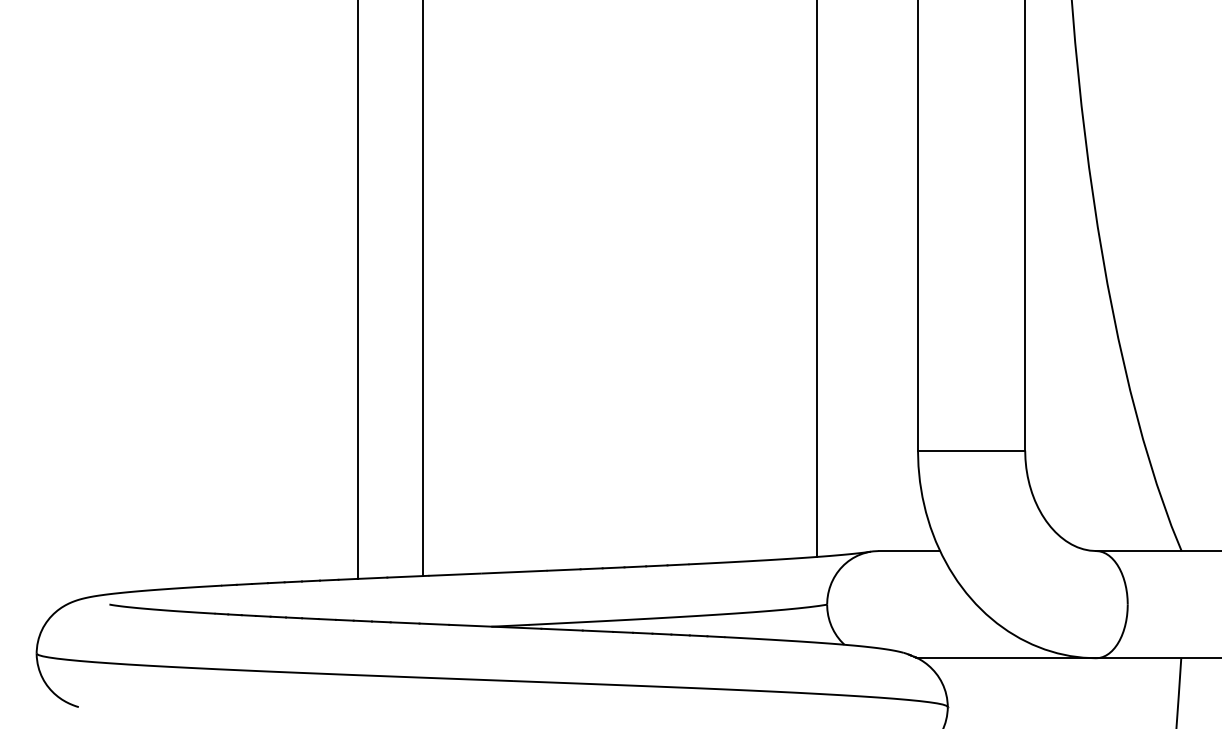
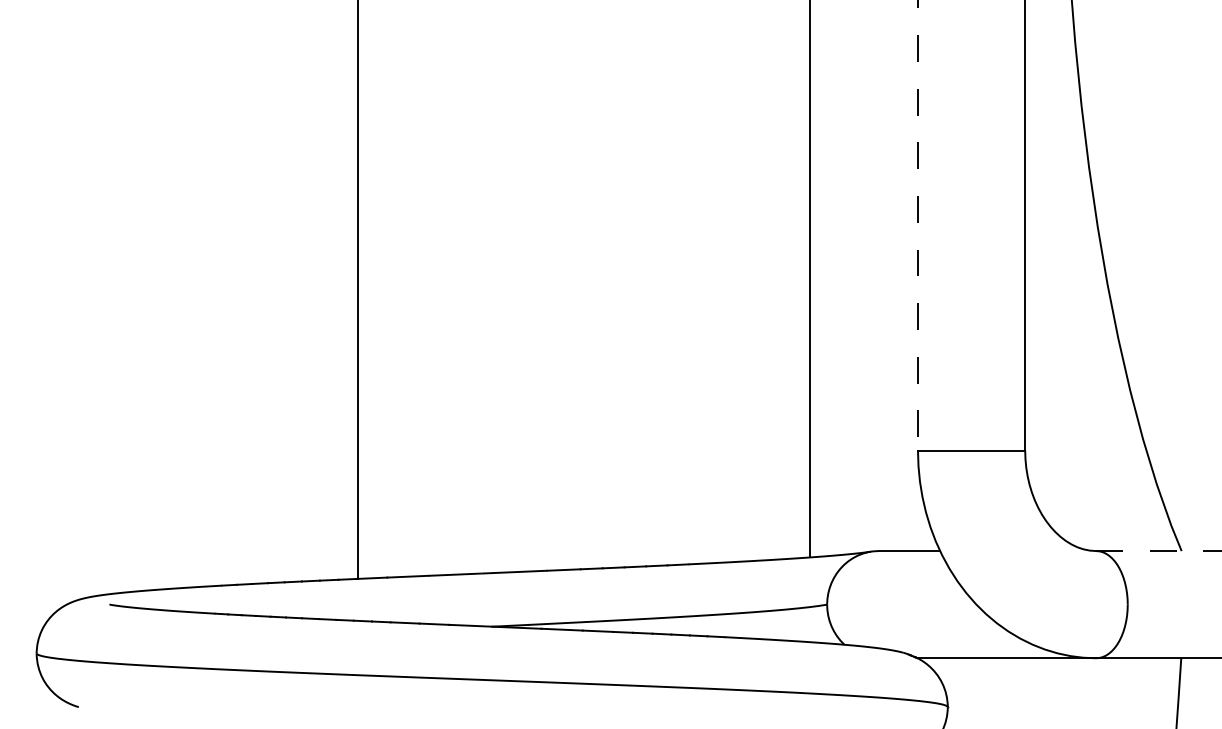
line: solid -> dashed (917, 225)
line position: (817, 279) -> (810, 279) (810, 279)
line: present -> none (422, 289)
line: solid -> dashed (1159, 551)
